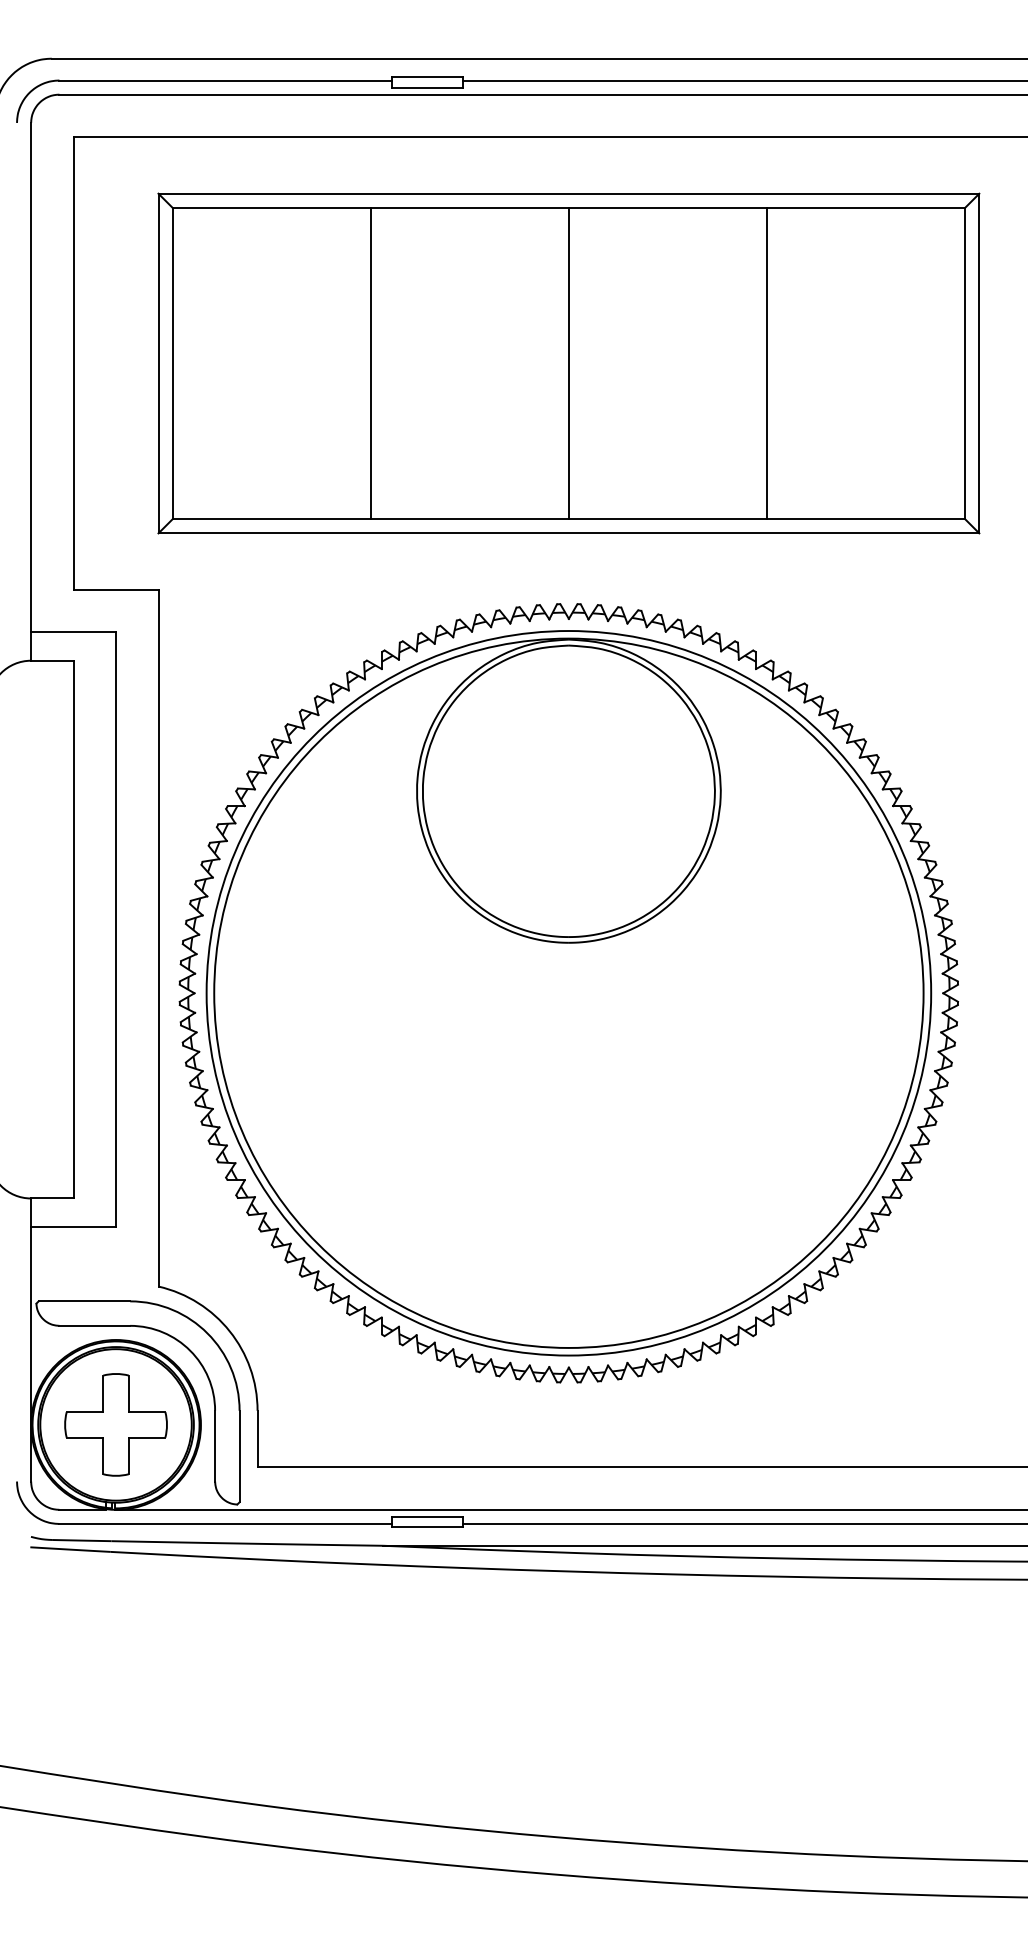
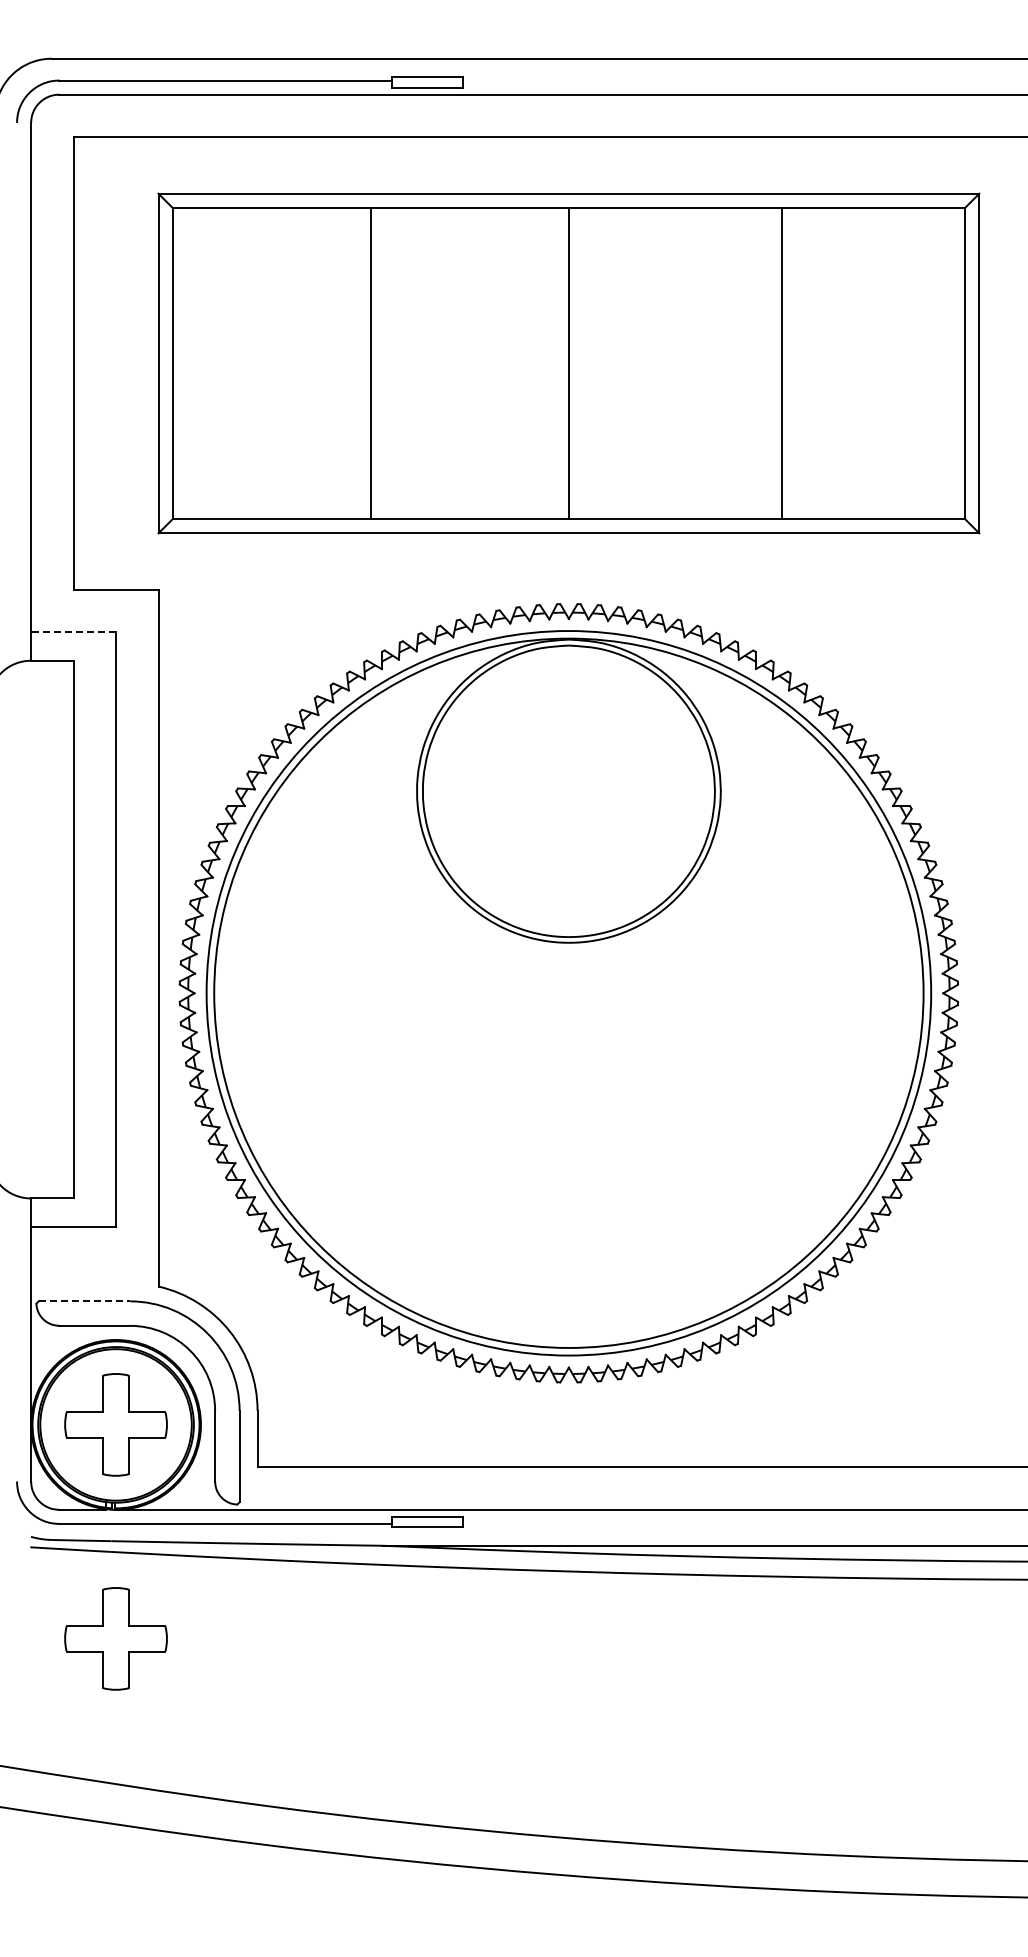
line: present -> none (743, 80)
line position: (767, 363) -> (782, 363) (782, 363)
line: solid -> dashed (73, 632)
line: solid -> dashed (84, 1301)
line: present -> none (743, 1523)
part: none -> present (115, 1638)
